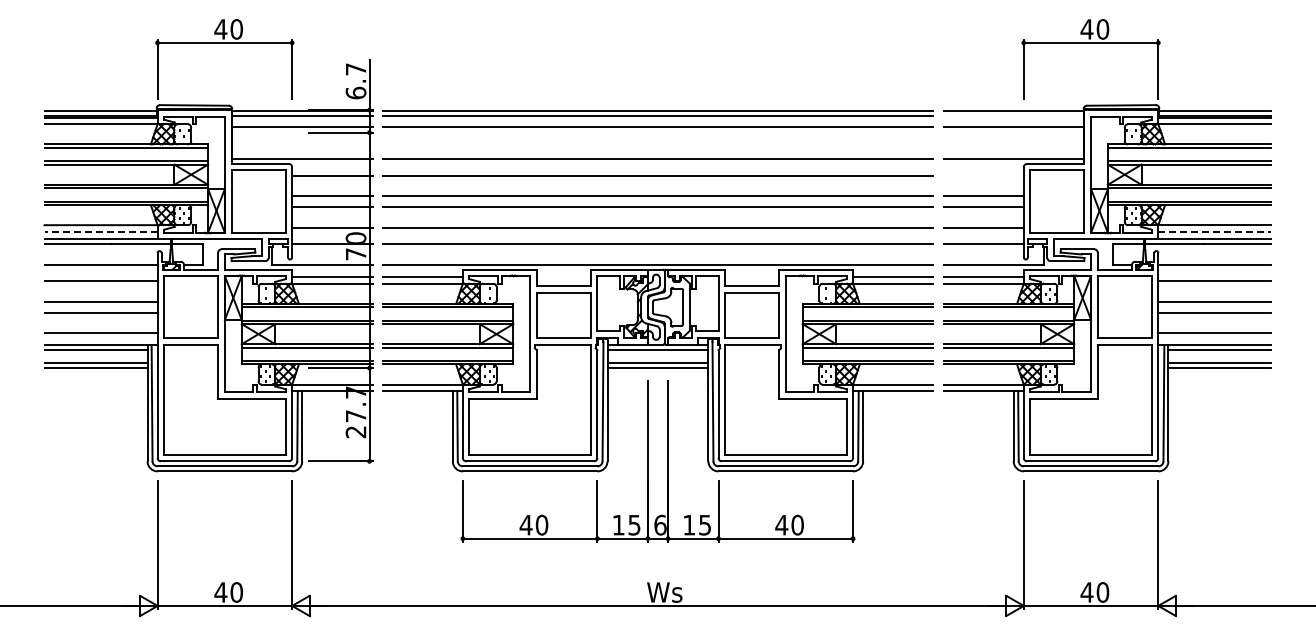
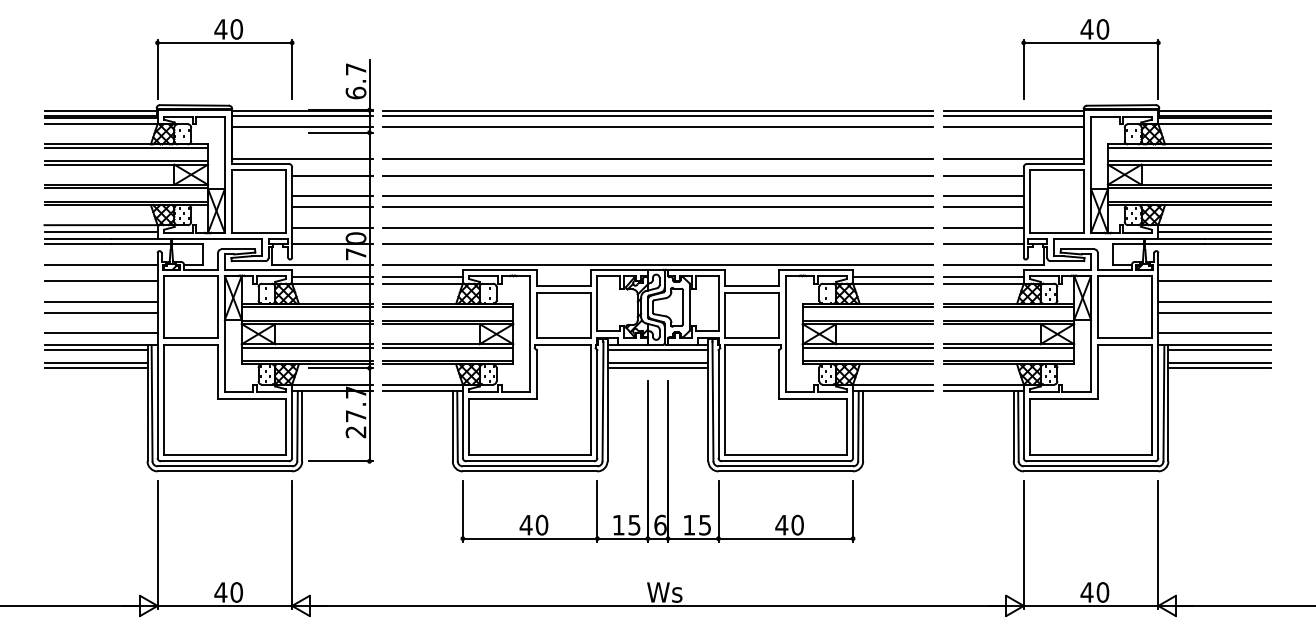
line: none -> present (1013, 115)
line: none -> present (983, 175)
line: dashed -> solid (101, 231)
line: dashed -> solid (1214, 231)
